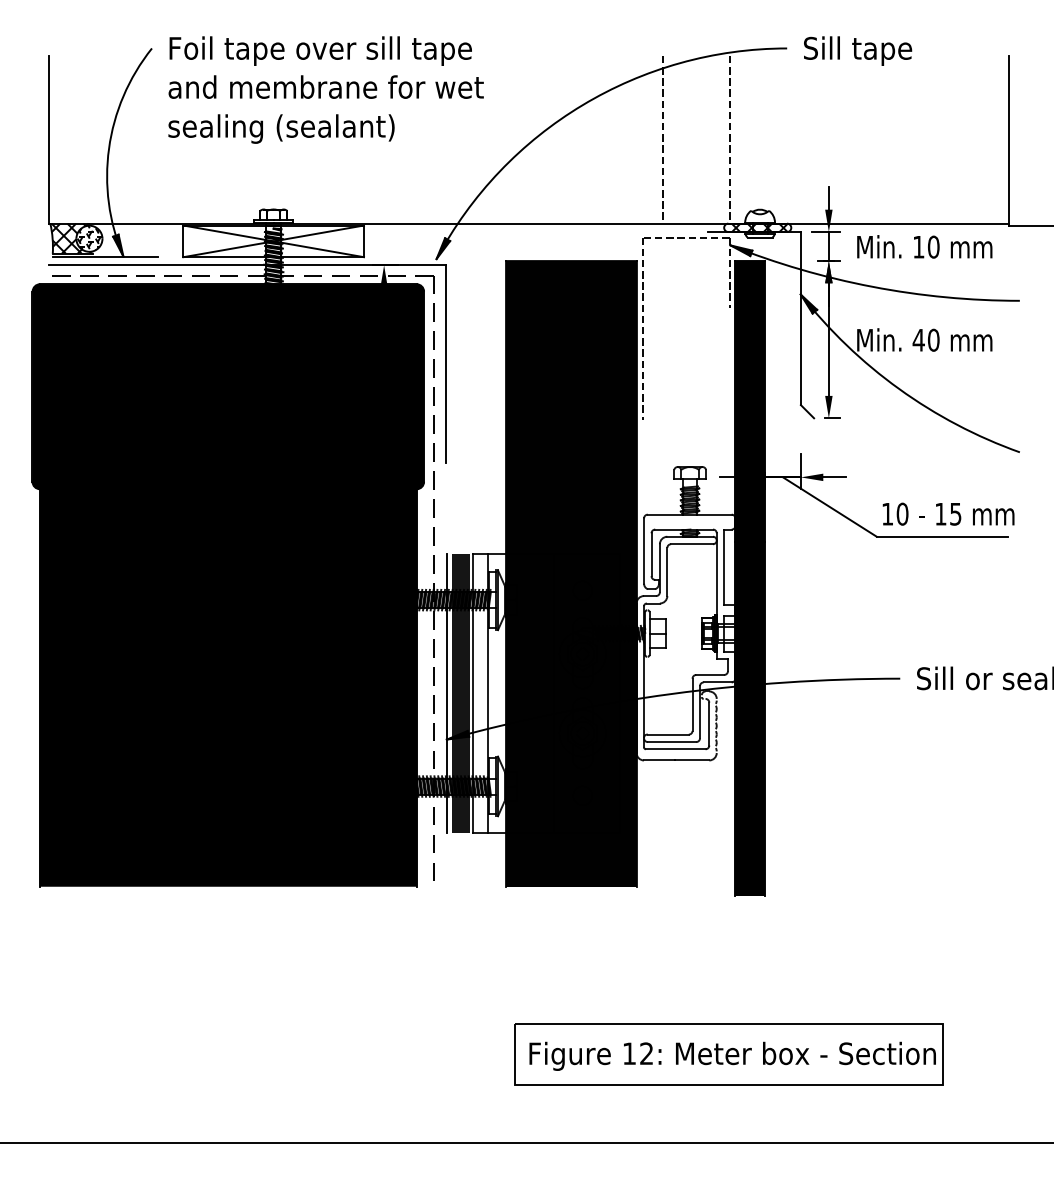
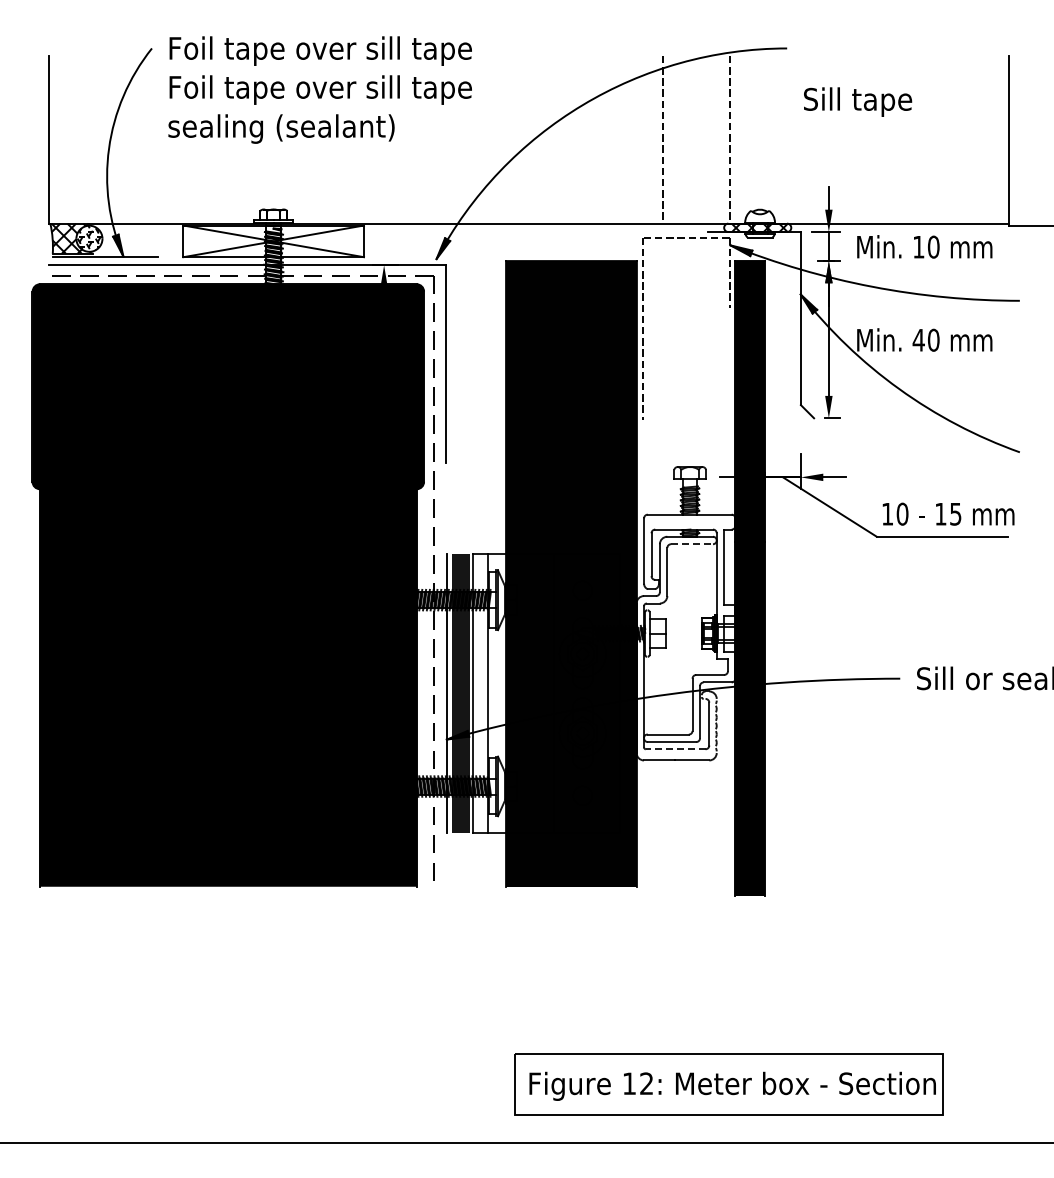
text position: (858, 50) -> (858, 101) (858, 101)
text: and membrane for wet -> Foil tape over sill tape (325, 89)
line: solid -> dashed (692, 544)
line: solid -> dashed (675, 749)
part position: (728, 1054) -> (728, 1084) (728, 1084)
